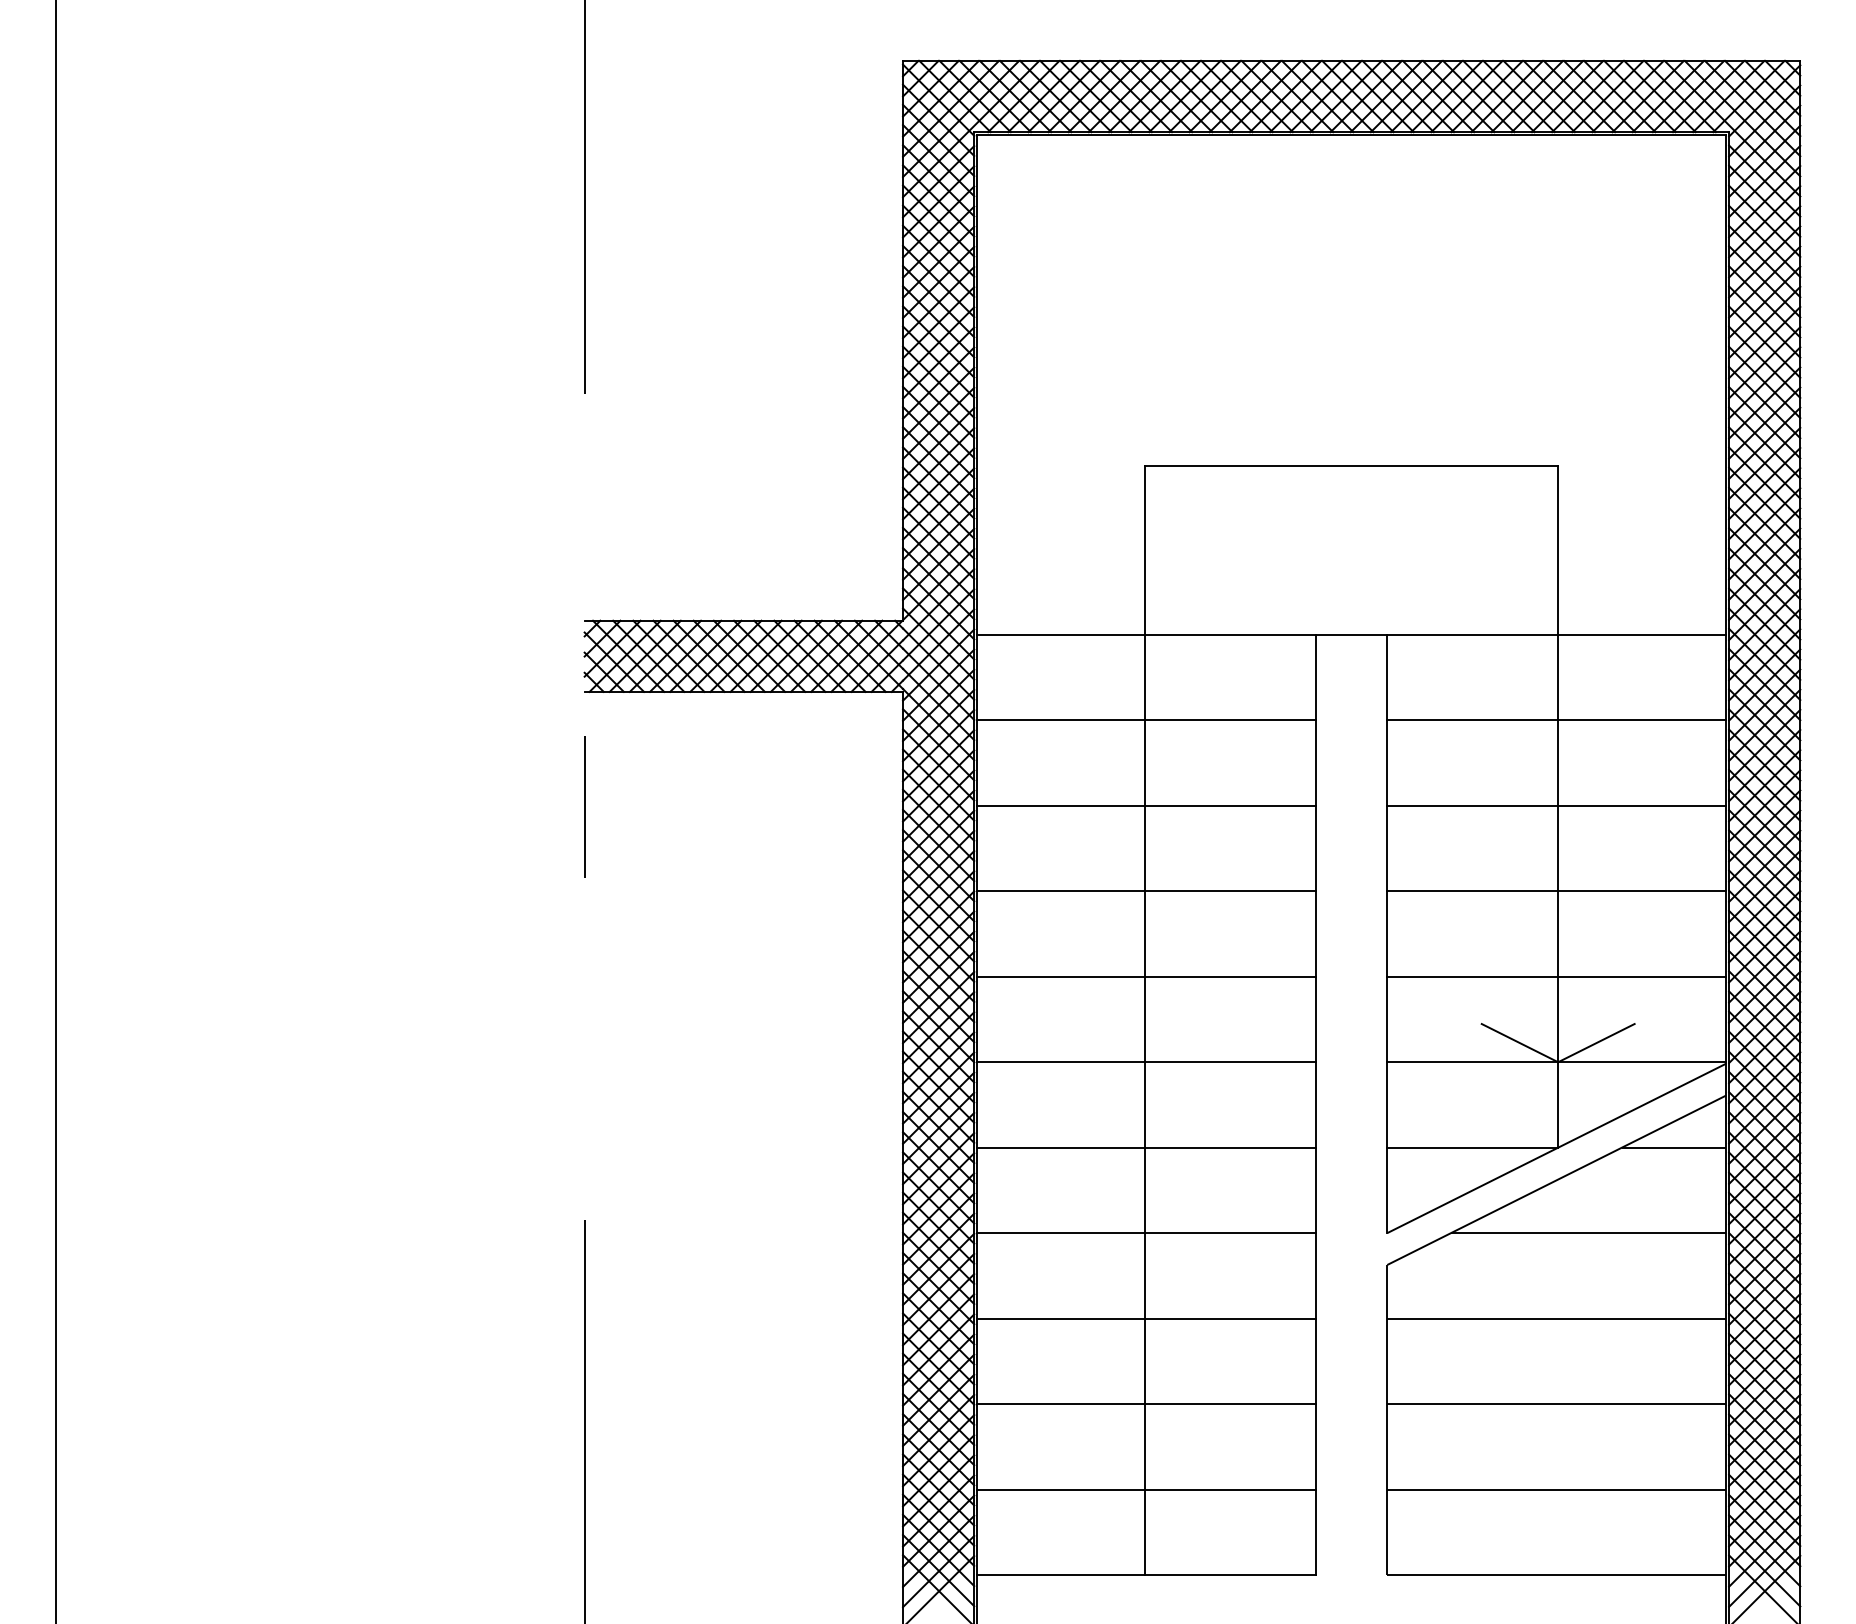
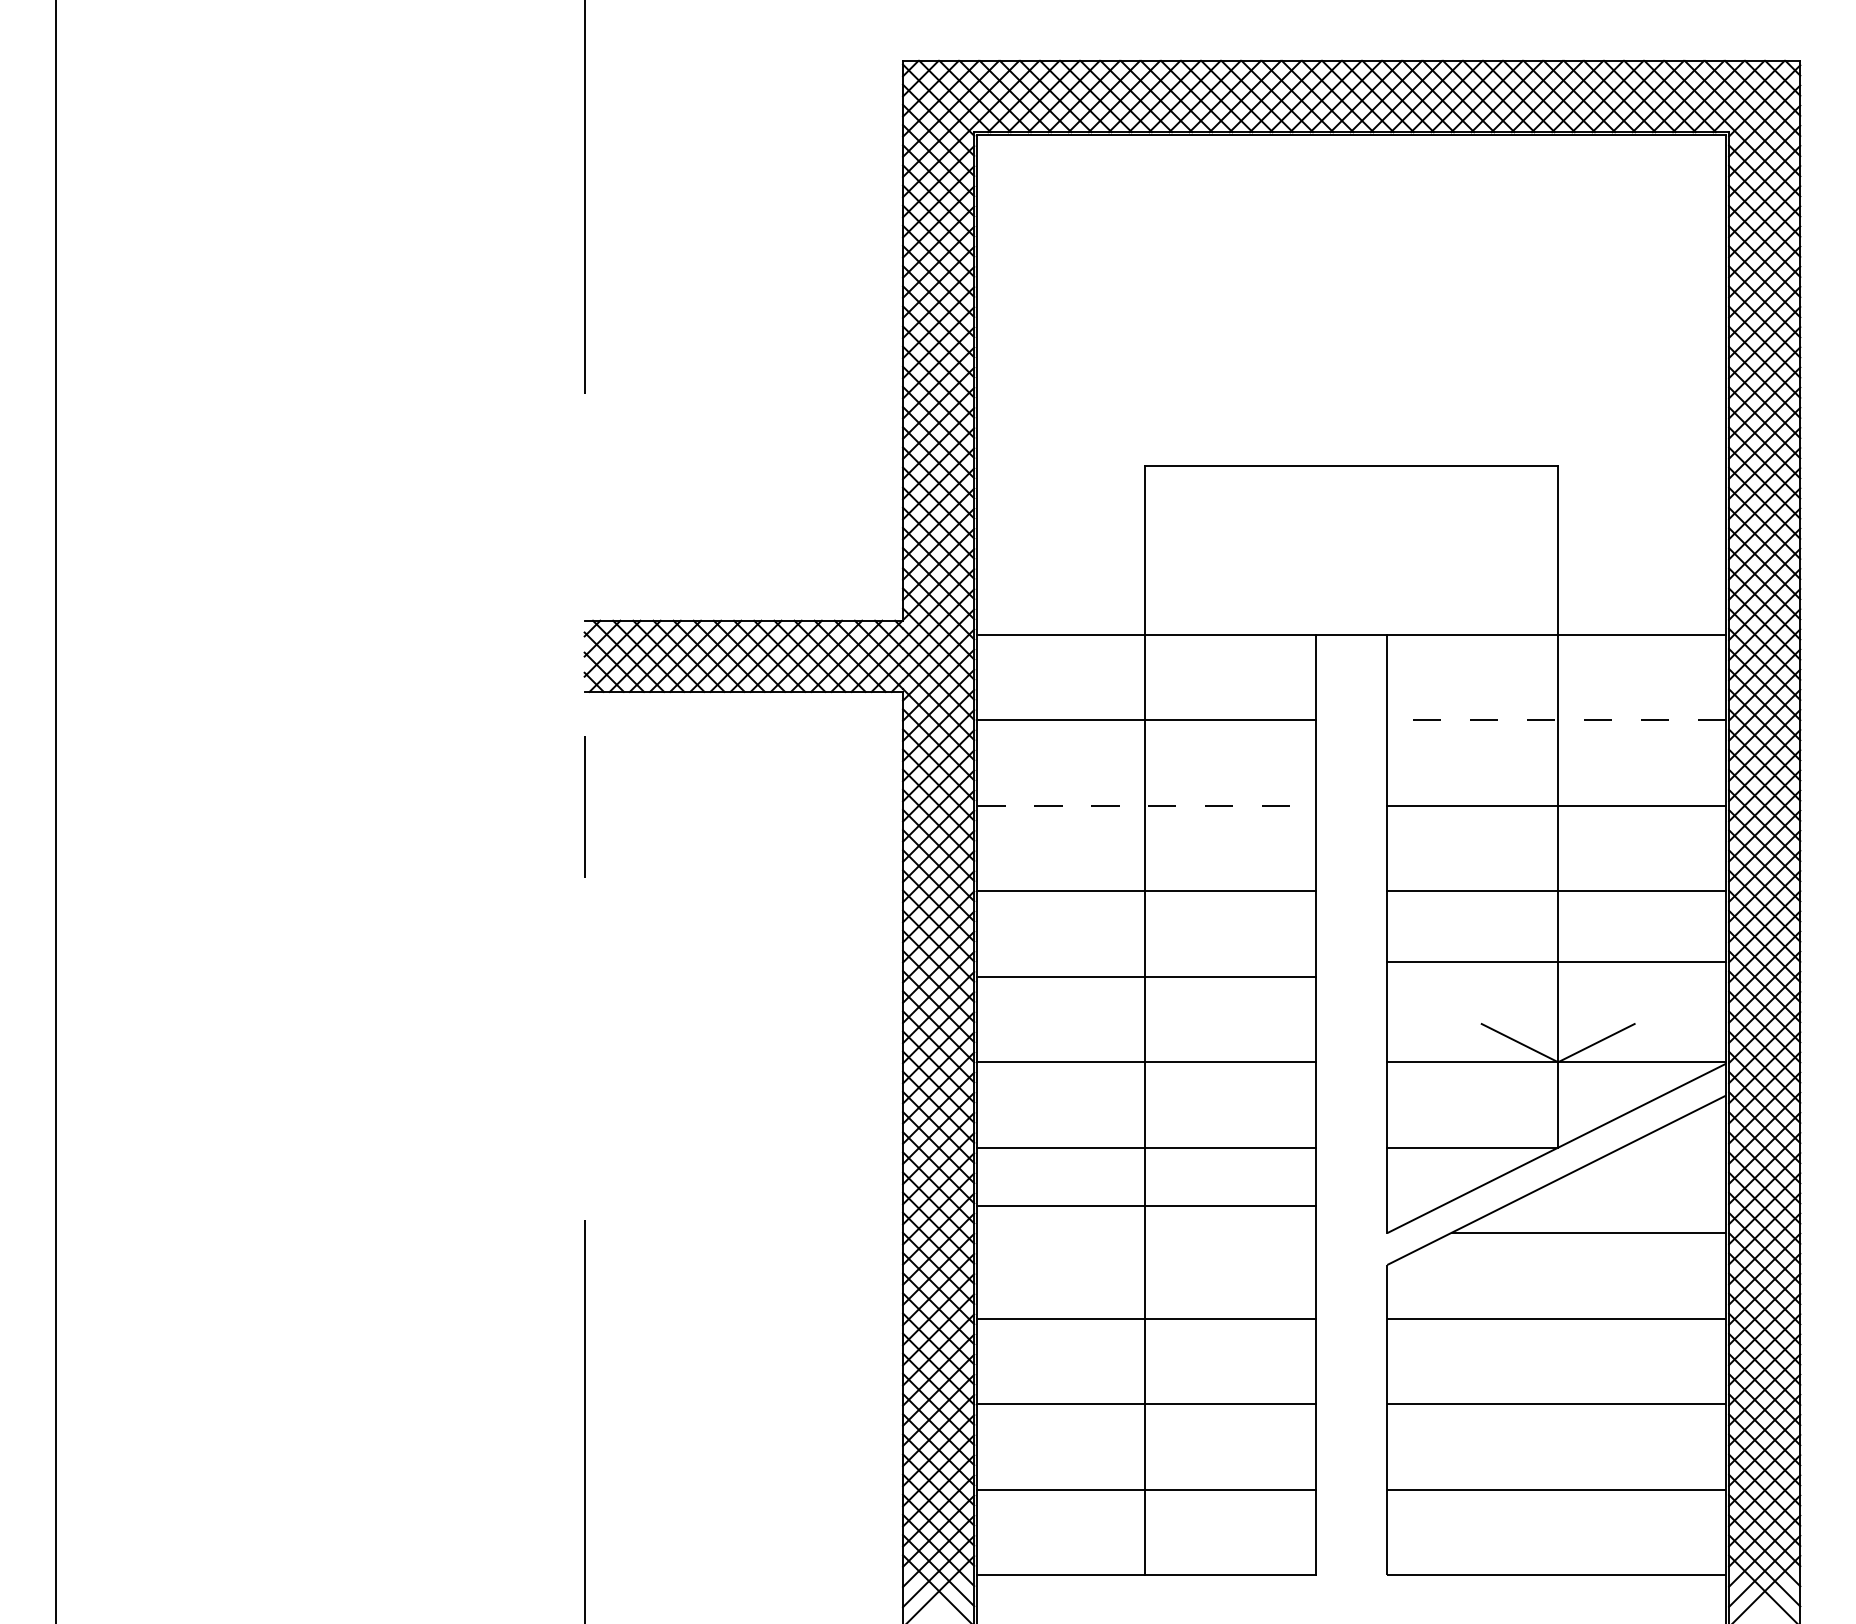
line: solid -> dashed (1556, 720)
line: solid -> dashed (1146, 805)
line position: (1556, 976) -> (1556, 961) (1556, 961)
line: present -> none (1673, 1147)
line position: (1146, 1233) -> (1146, 1206) (1146, 1206)
